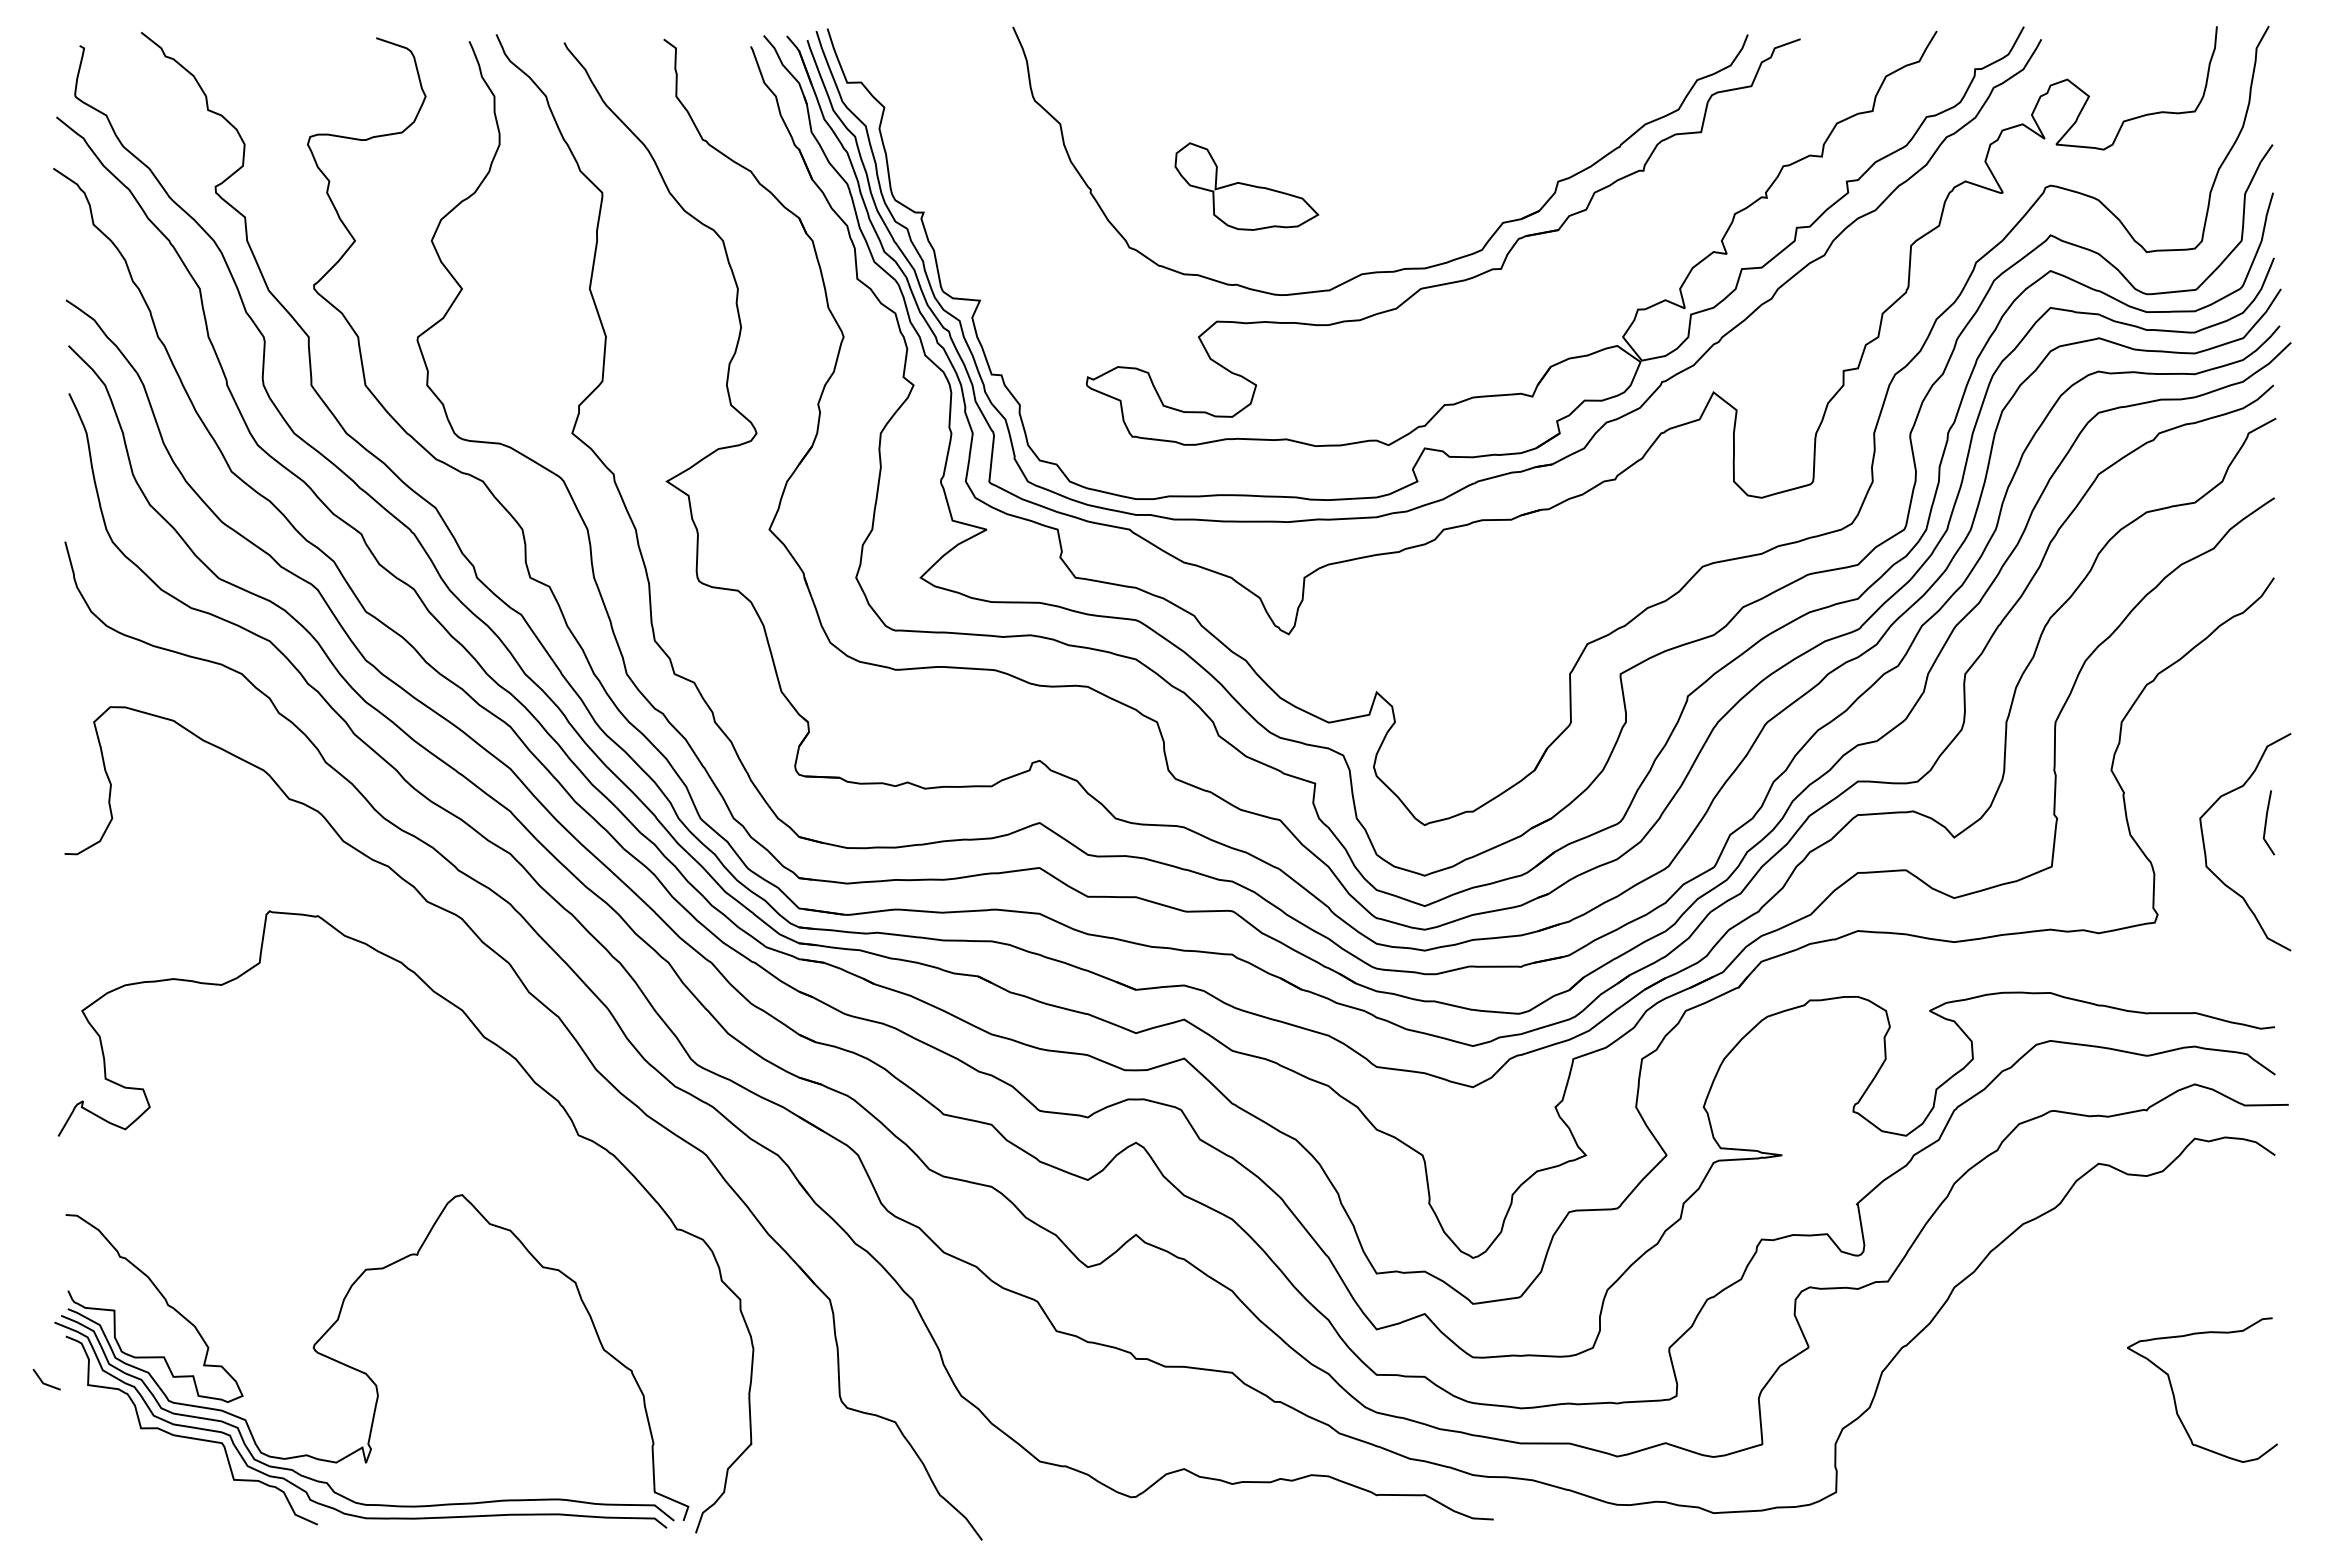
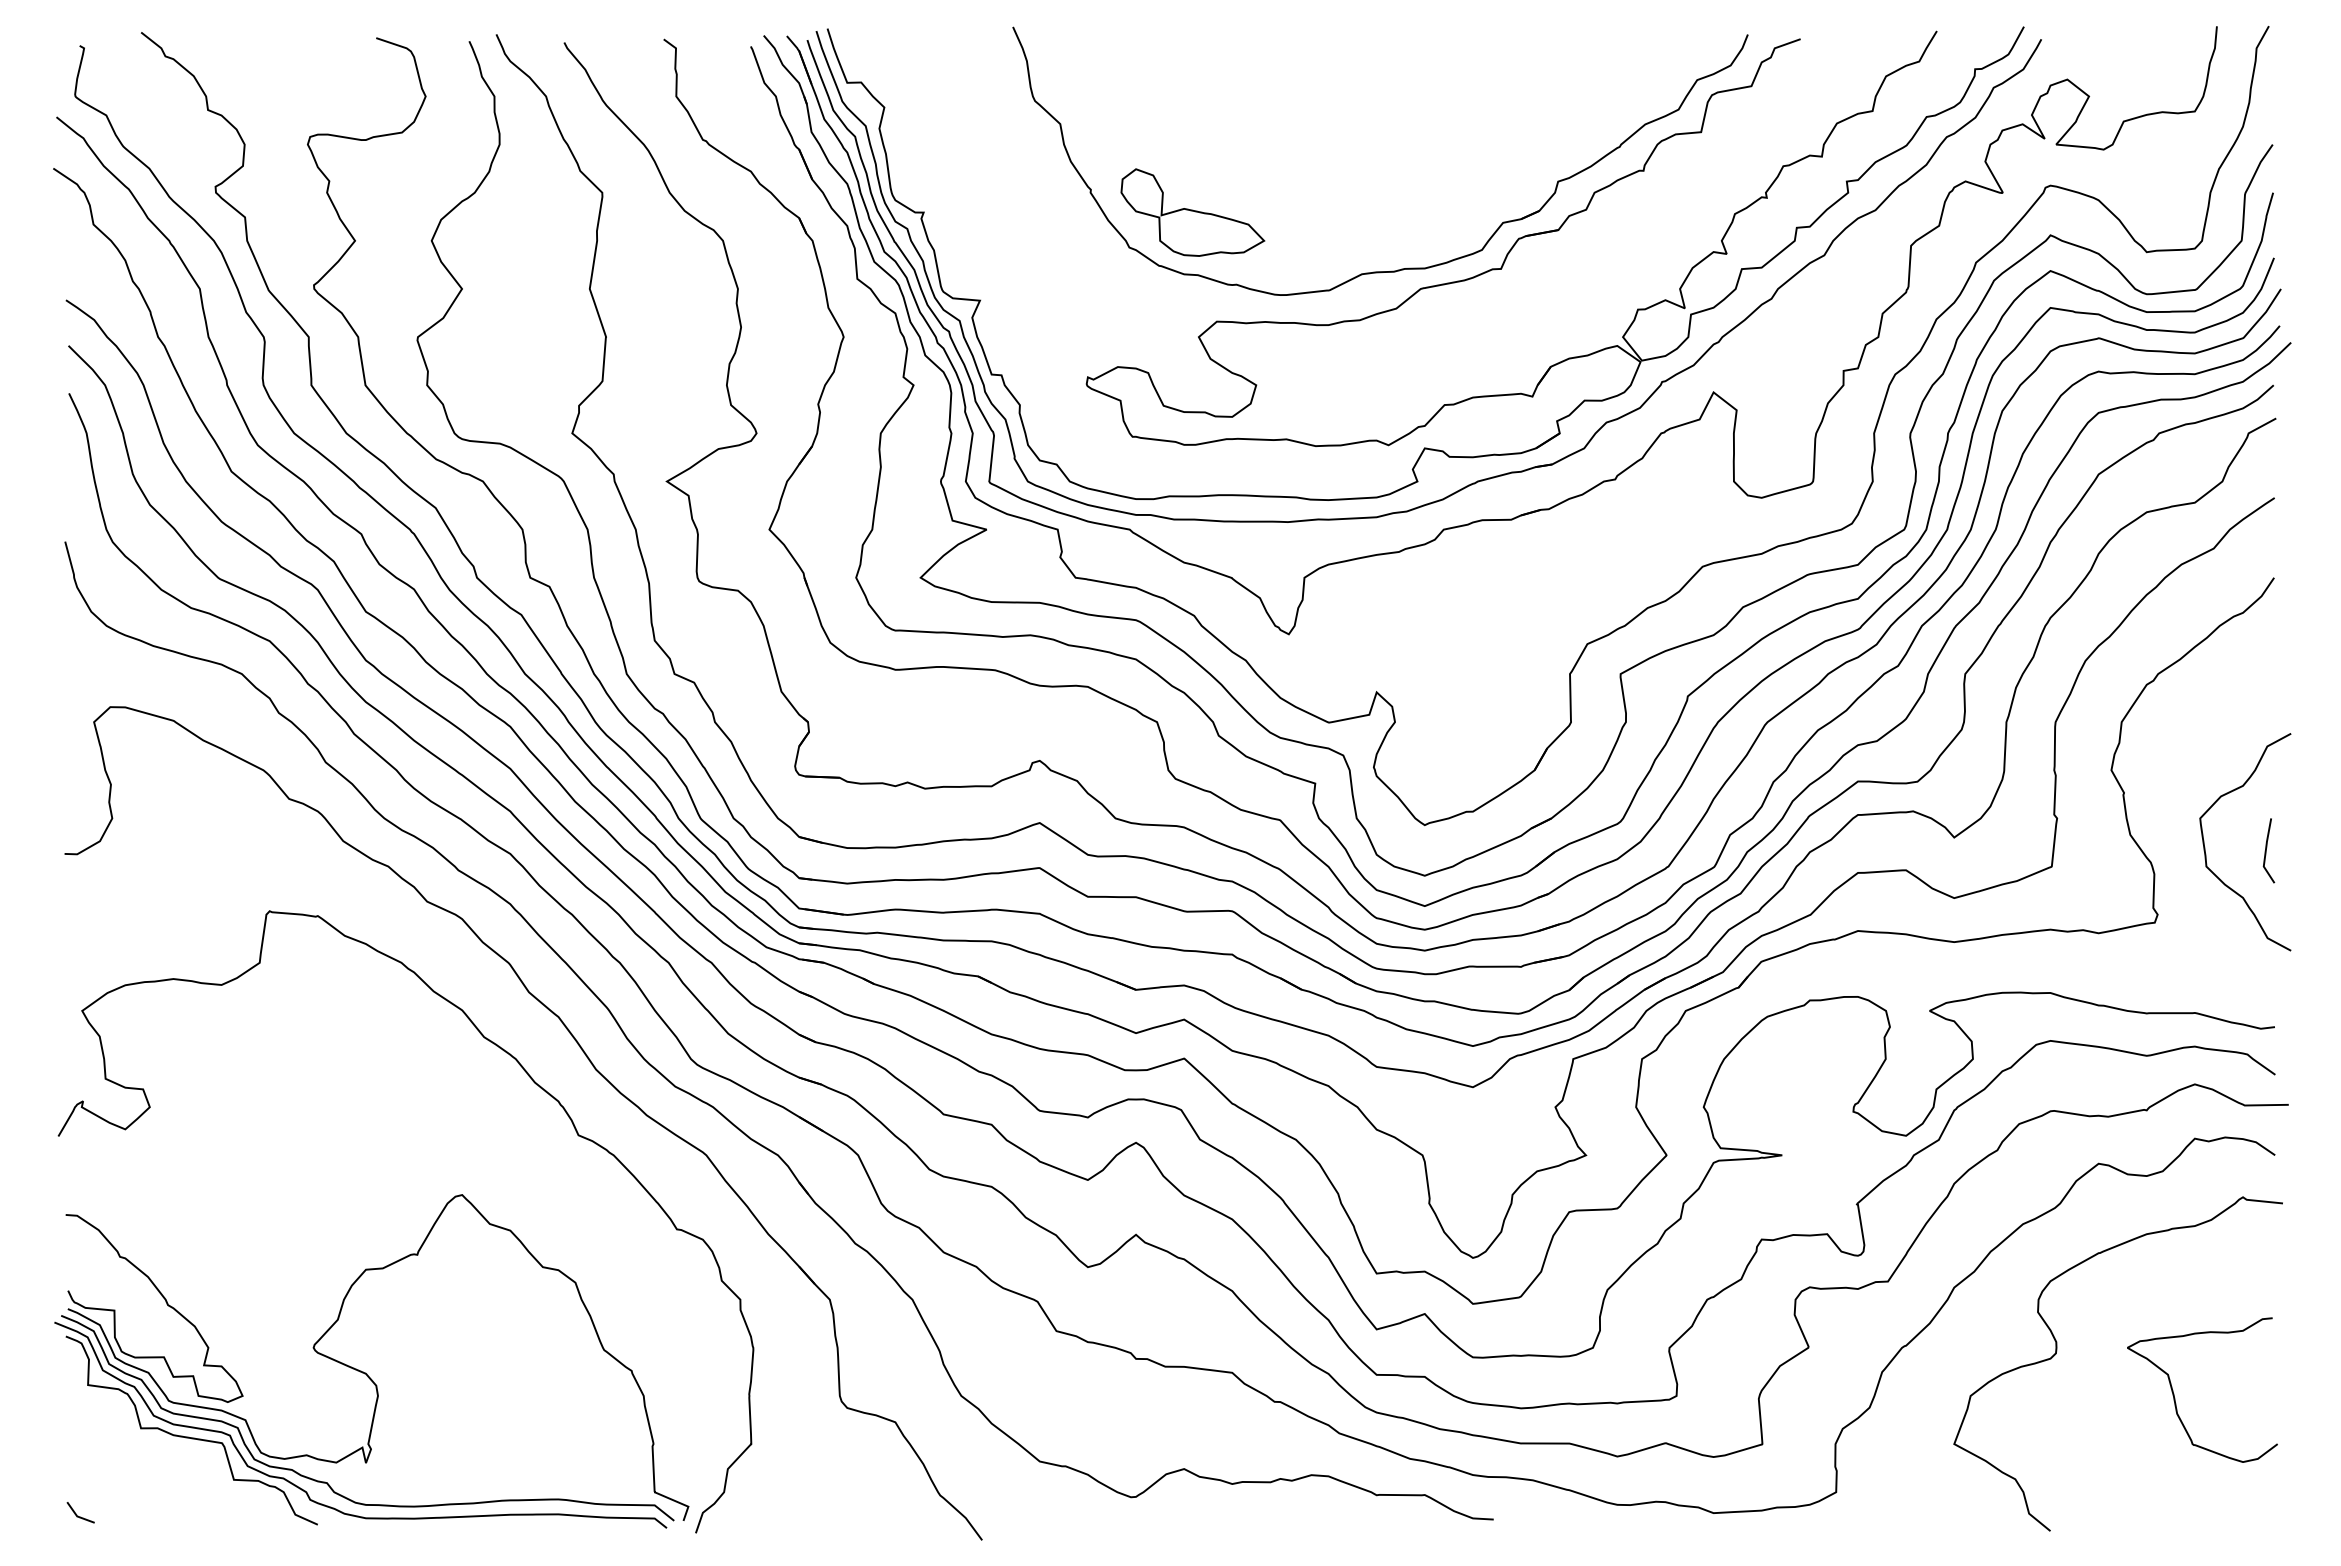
part position: (1246, 186) -> (1192, 212) (1192, 212)
line position: (2266, 822) -> (2266, 850) (2266, 850)
curve: none -> present (2057, 1351)
line position: (43, 1381) -> (77, 1514) (77, 1514)
